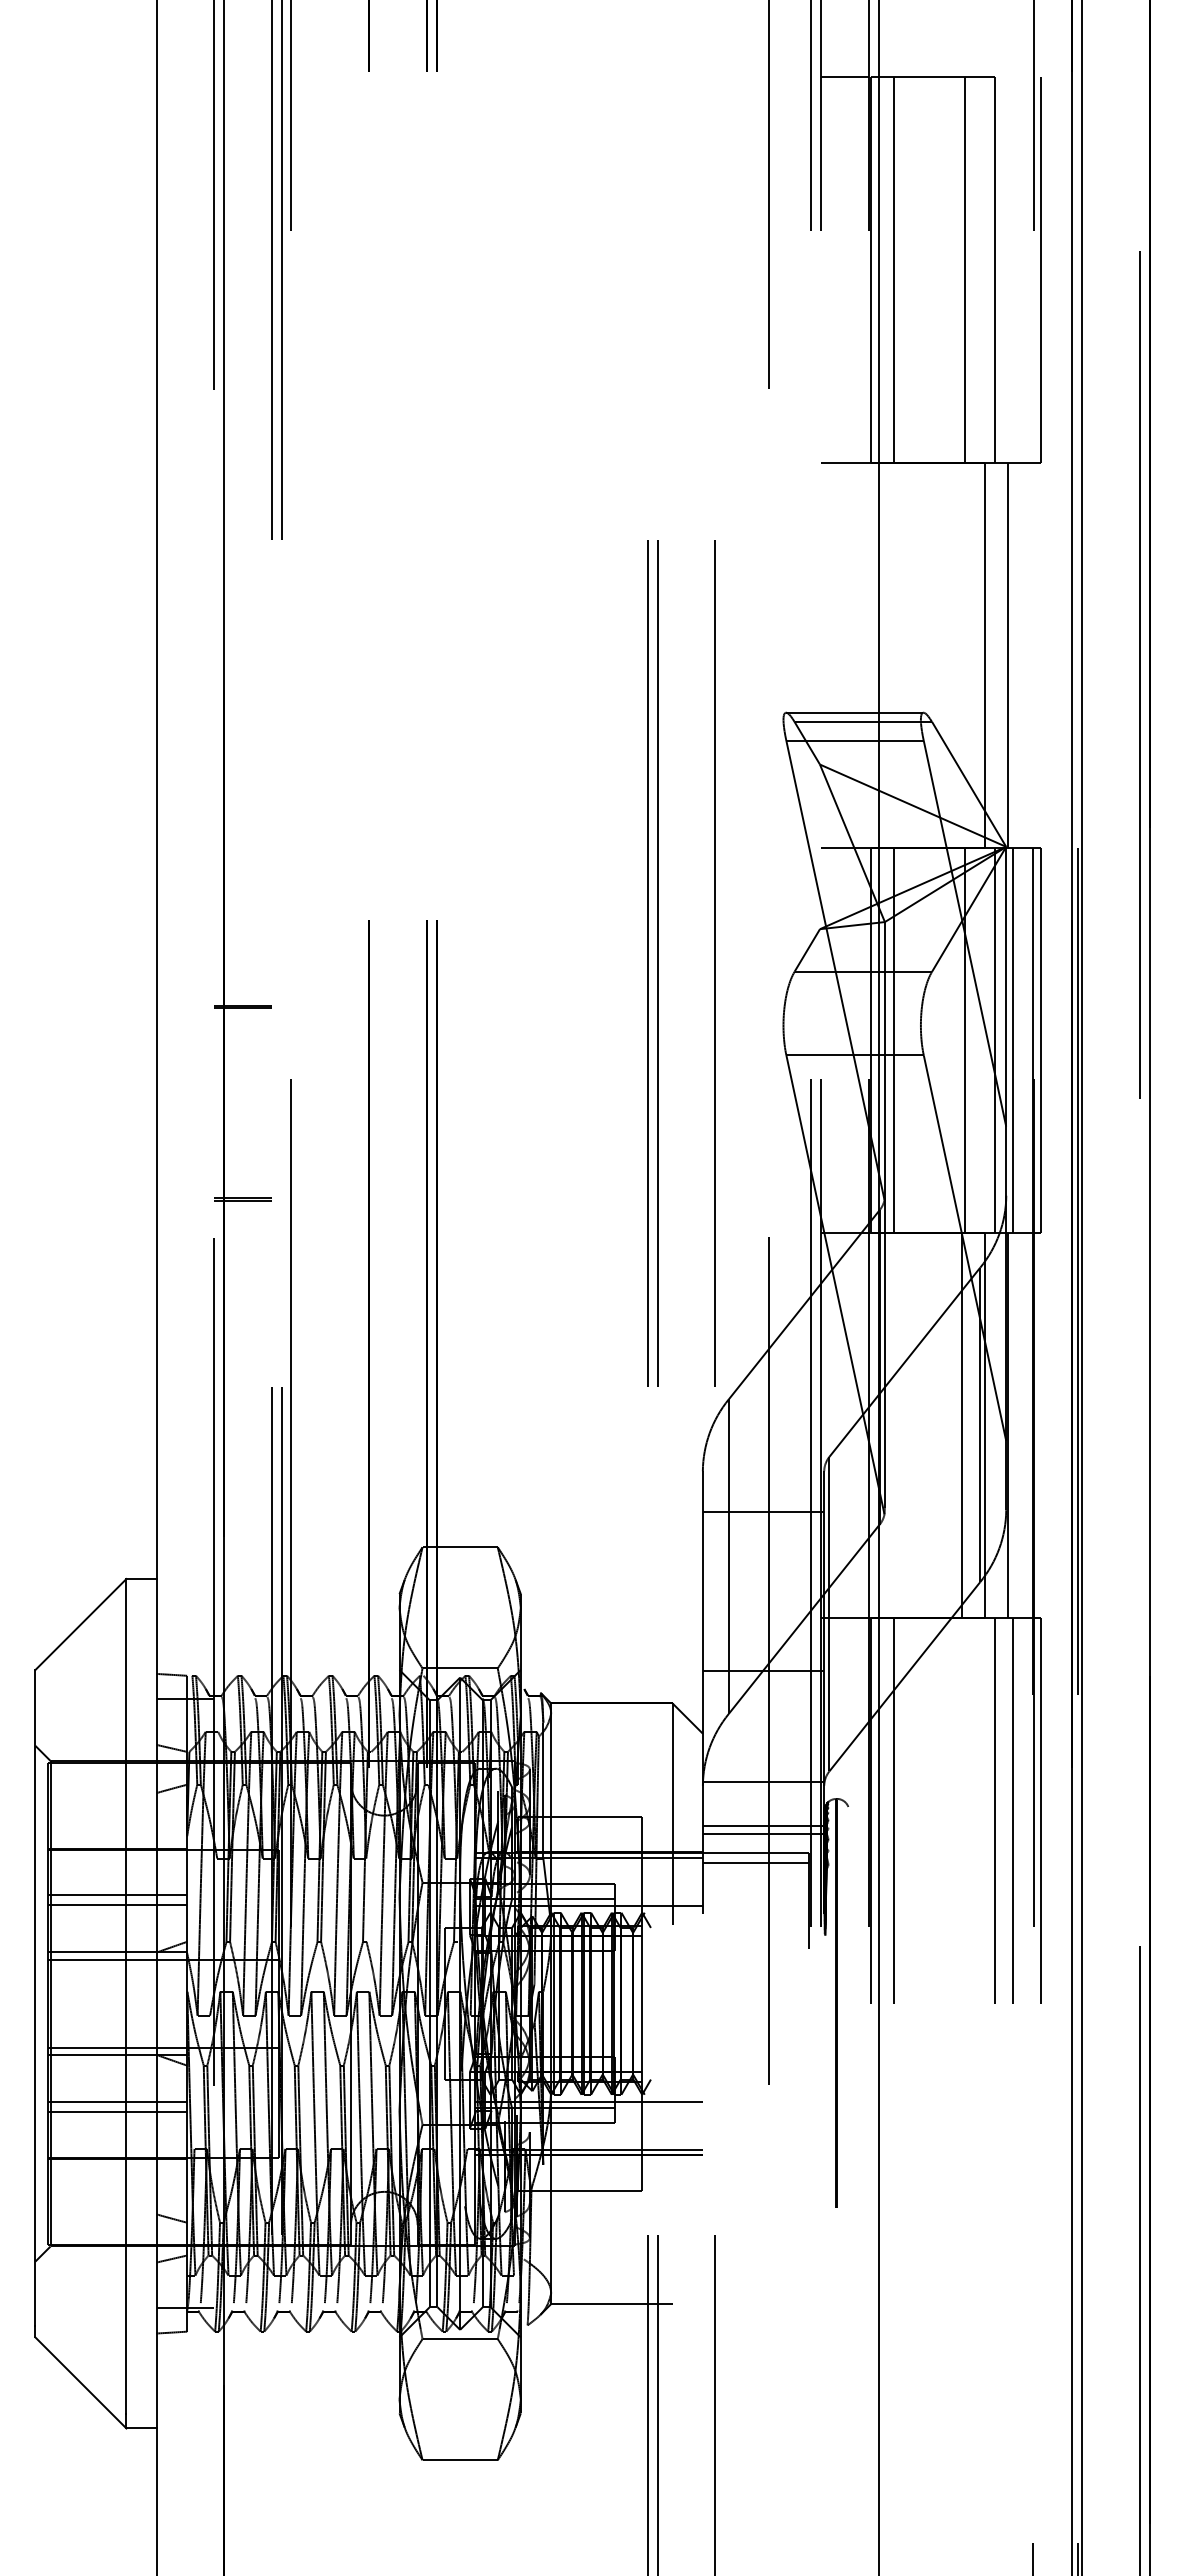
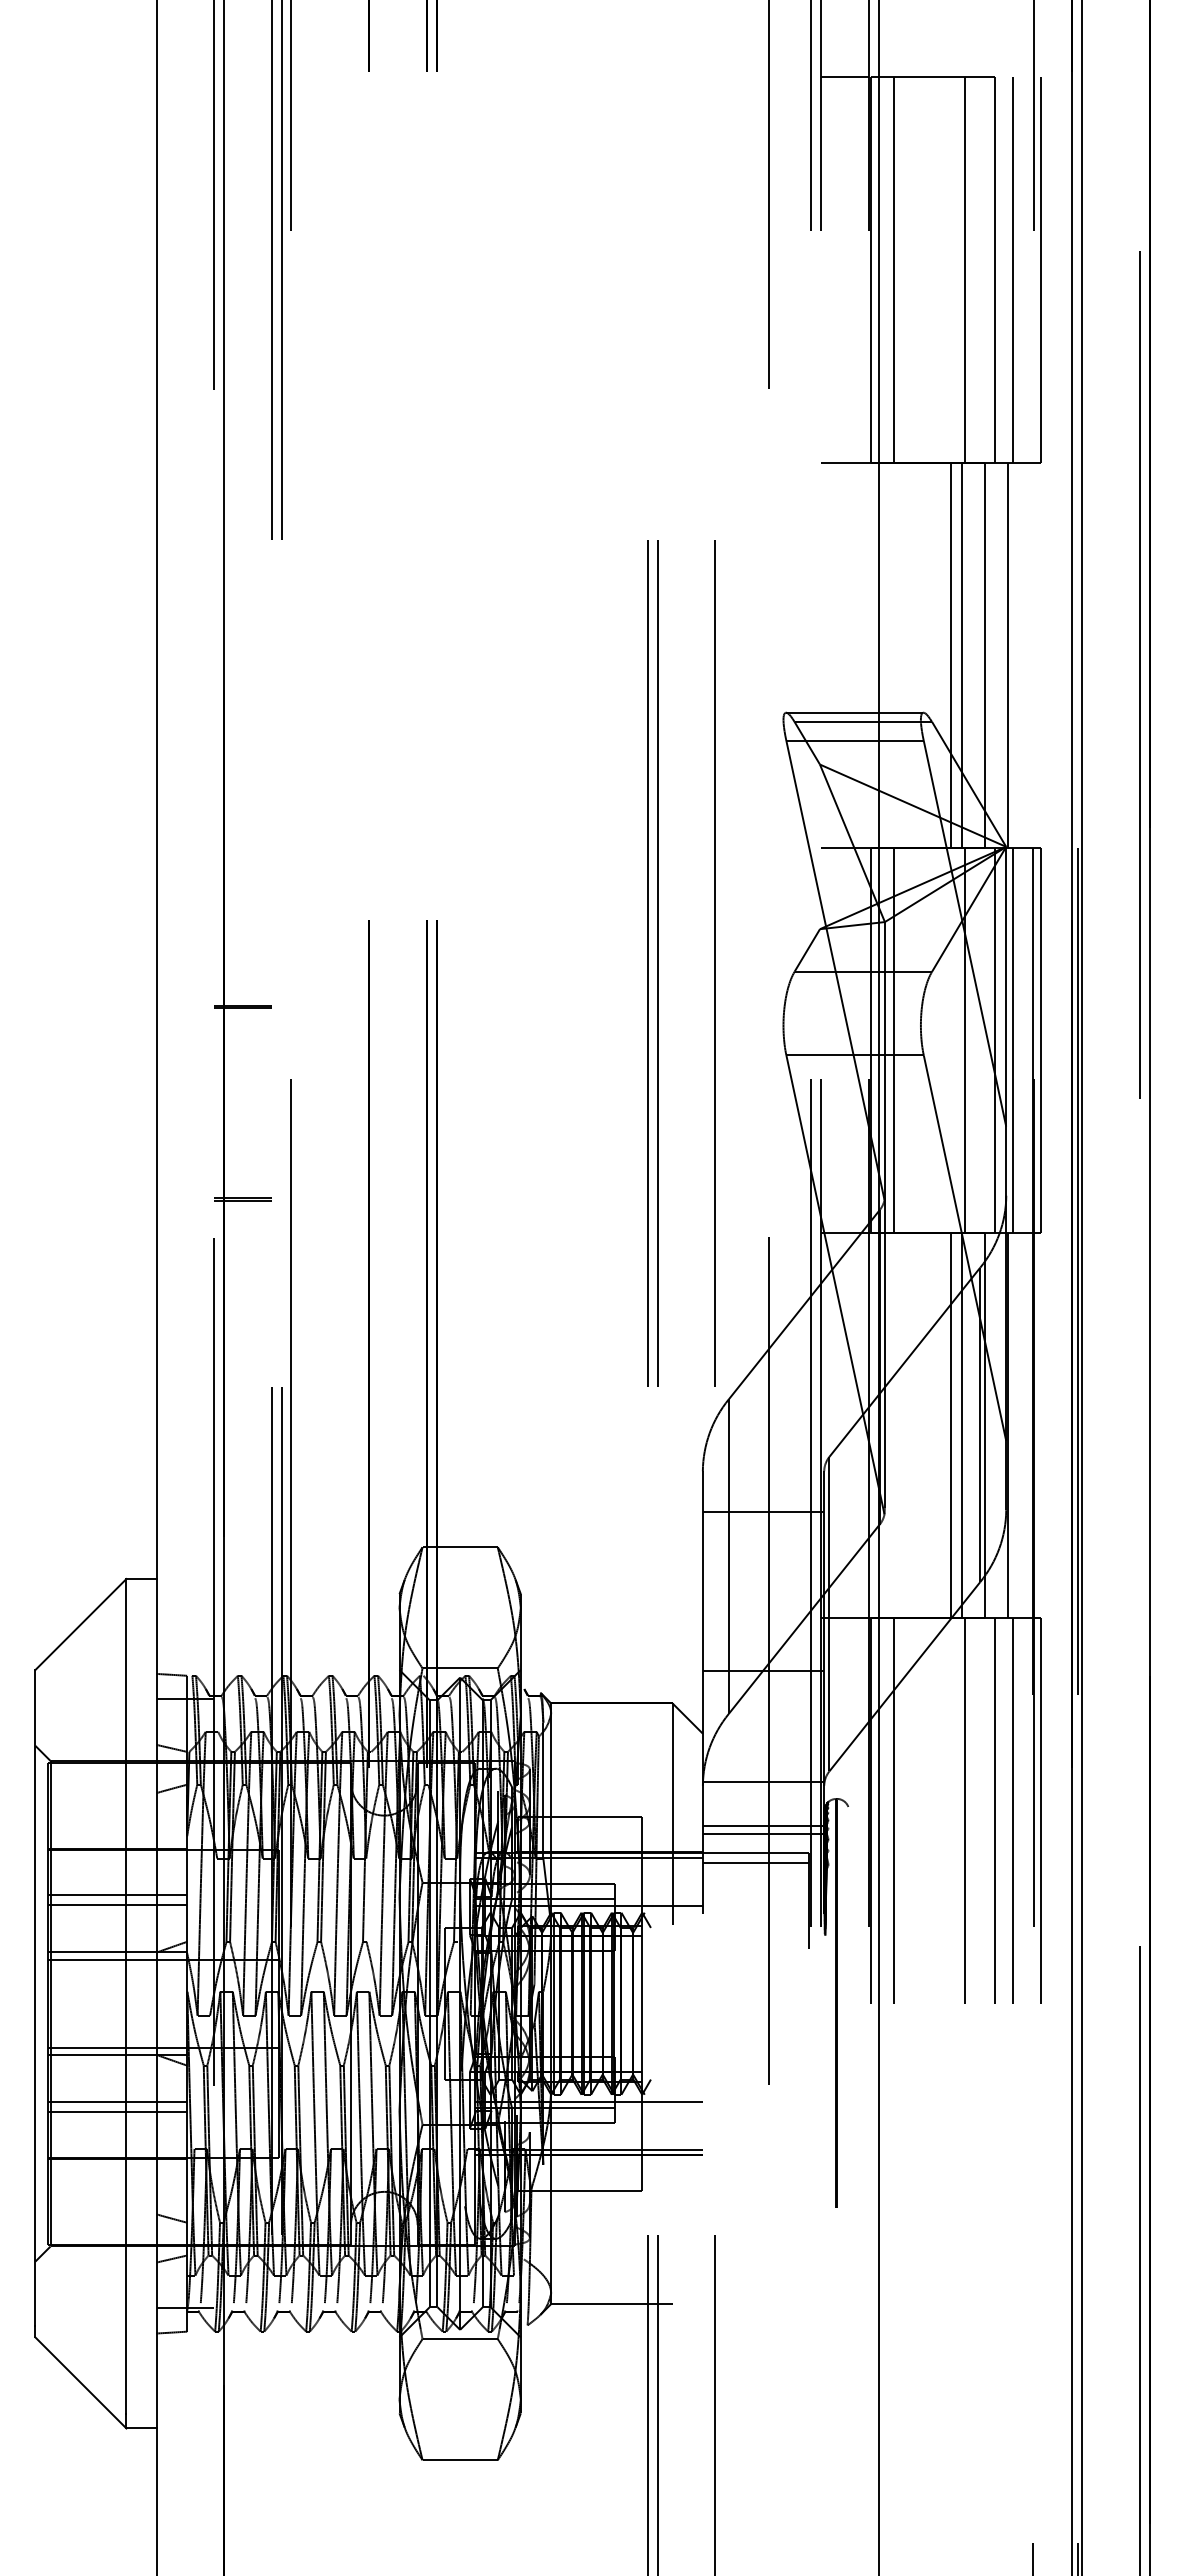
line: none -> present (1013, 269)
line: none -> present (951, 654)
line: none -> present (962, 654)
line: none -> present (951, 1425)
line: none -> present (965, 1810)
